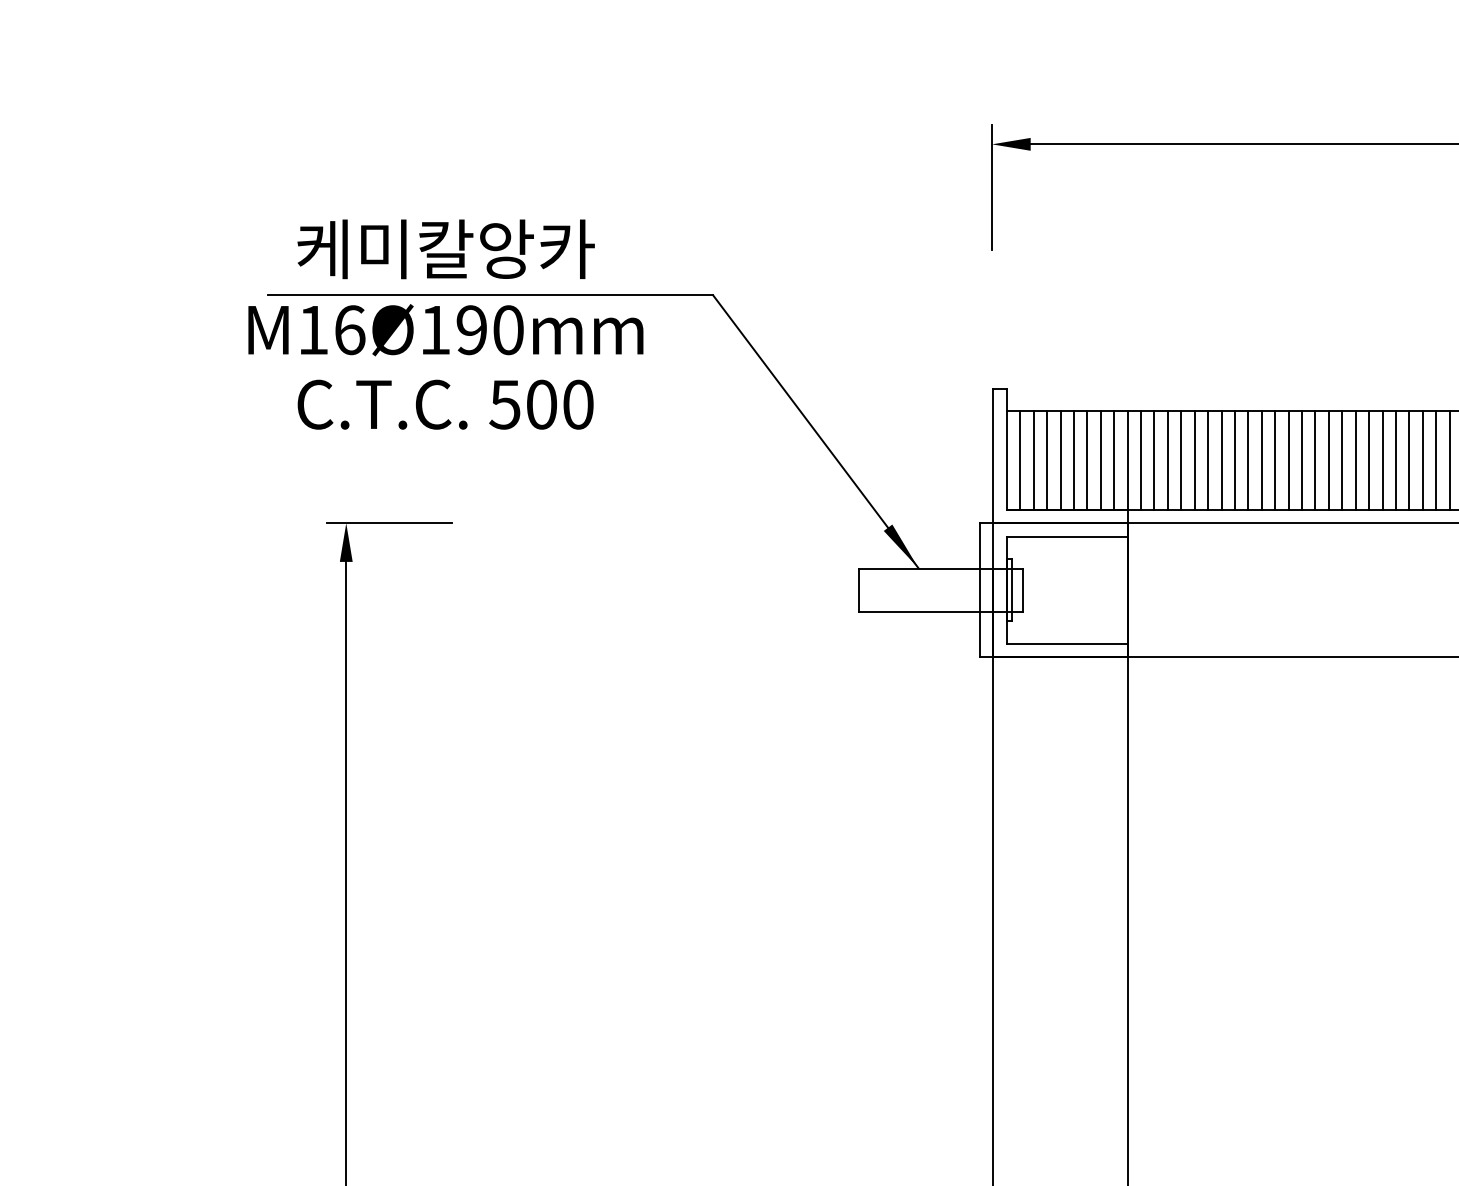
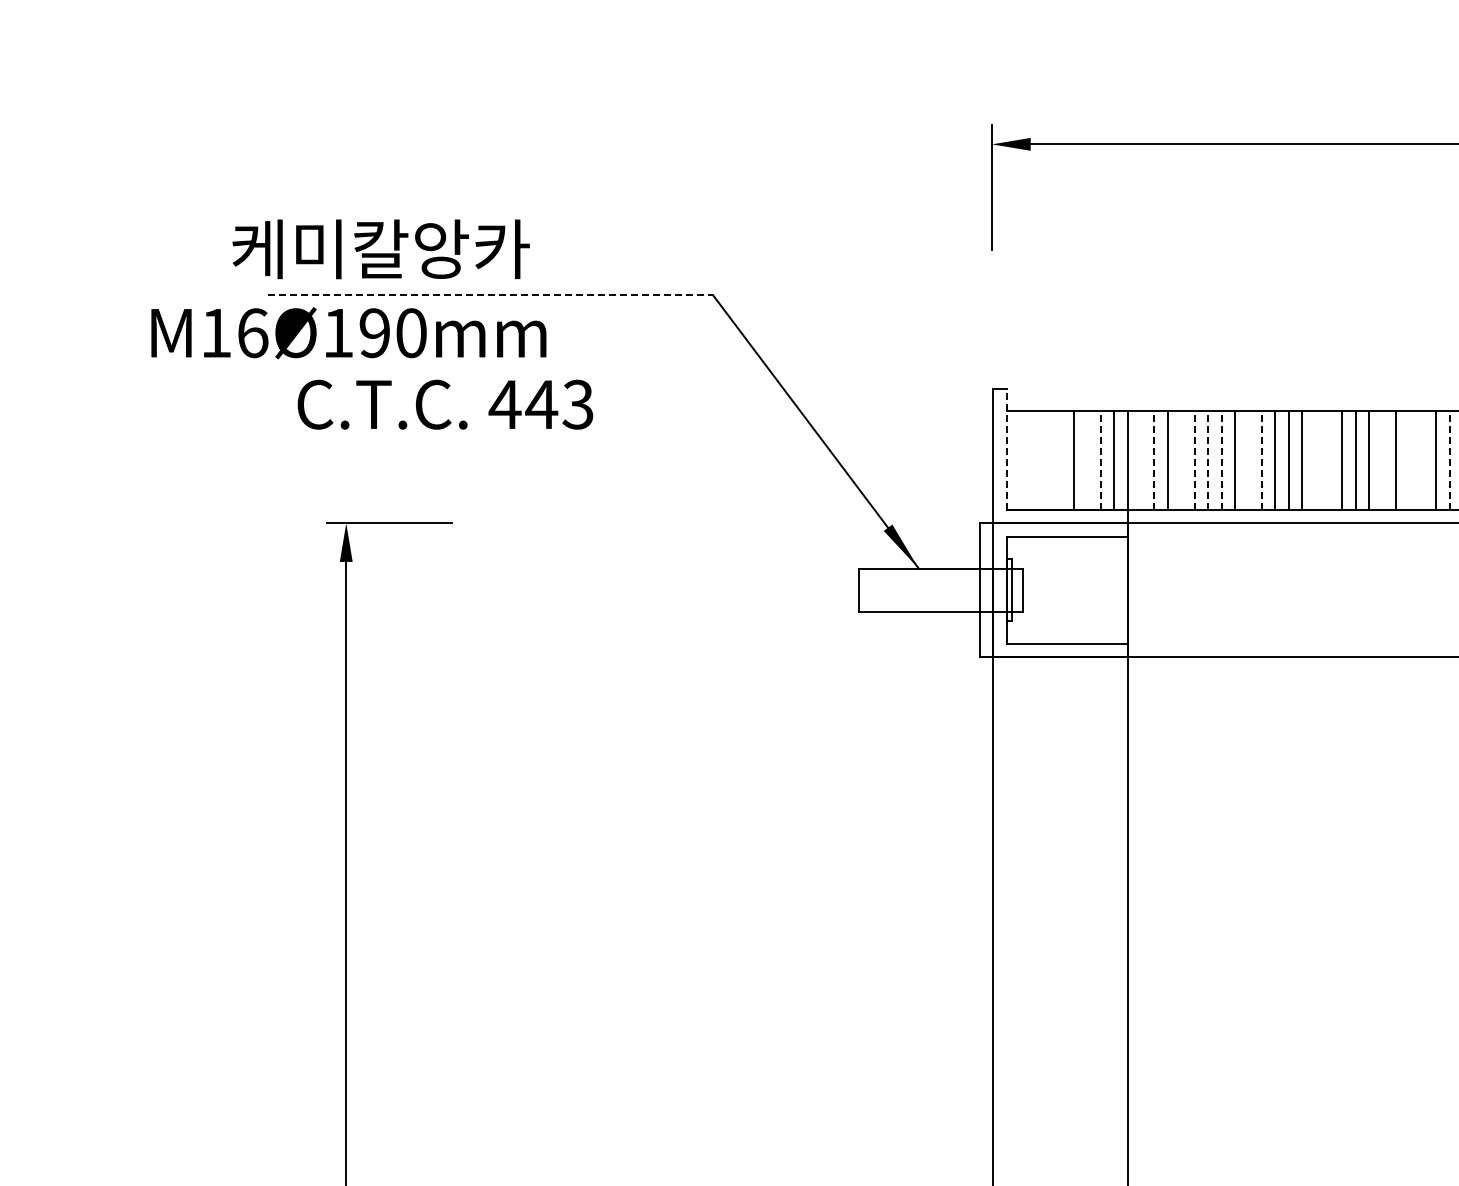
text position: (445, 249) -> (380, 249) (380, 249)
line: solid -> dashed (490, 295)
text position: (445, 330) -> (348, 333) (348, 333)
text: 500 -> 443 (540, 404)
line: solid -> dashed (1006, 448)
line: present -> none (1020, 460)
line: present -> none (1033, 460)
line: present -> none (1047, 460)
line: present -> none (1060, 460)
line: present -> none (1087, 460)
line: solid -> dashed (1100, 460)
line: present -> none (1141, 460)
line: solid -> dashed (1154, 460)
line: present -> none (1181, 460)
line: solid -> dashed (1194, 460)
line: solid -> dashed (1208, 460)
line: solid -> dashed (1221, 460)
line: present -> none (1248, 460)
line: solid -> dashed (1261, 460)
line: present -> none (1315, 460)
line: present -> none (1328, 460)
line: present -> none (1382, 460)
line: present -> none (1409, 460)
line: present -> none (1422, 460)
line: solid -> dashed (1449, 460)
